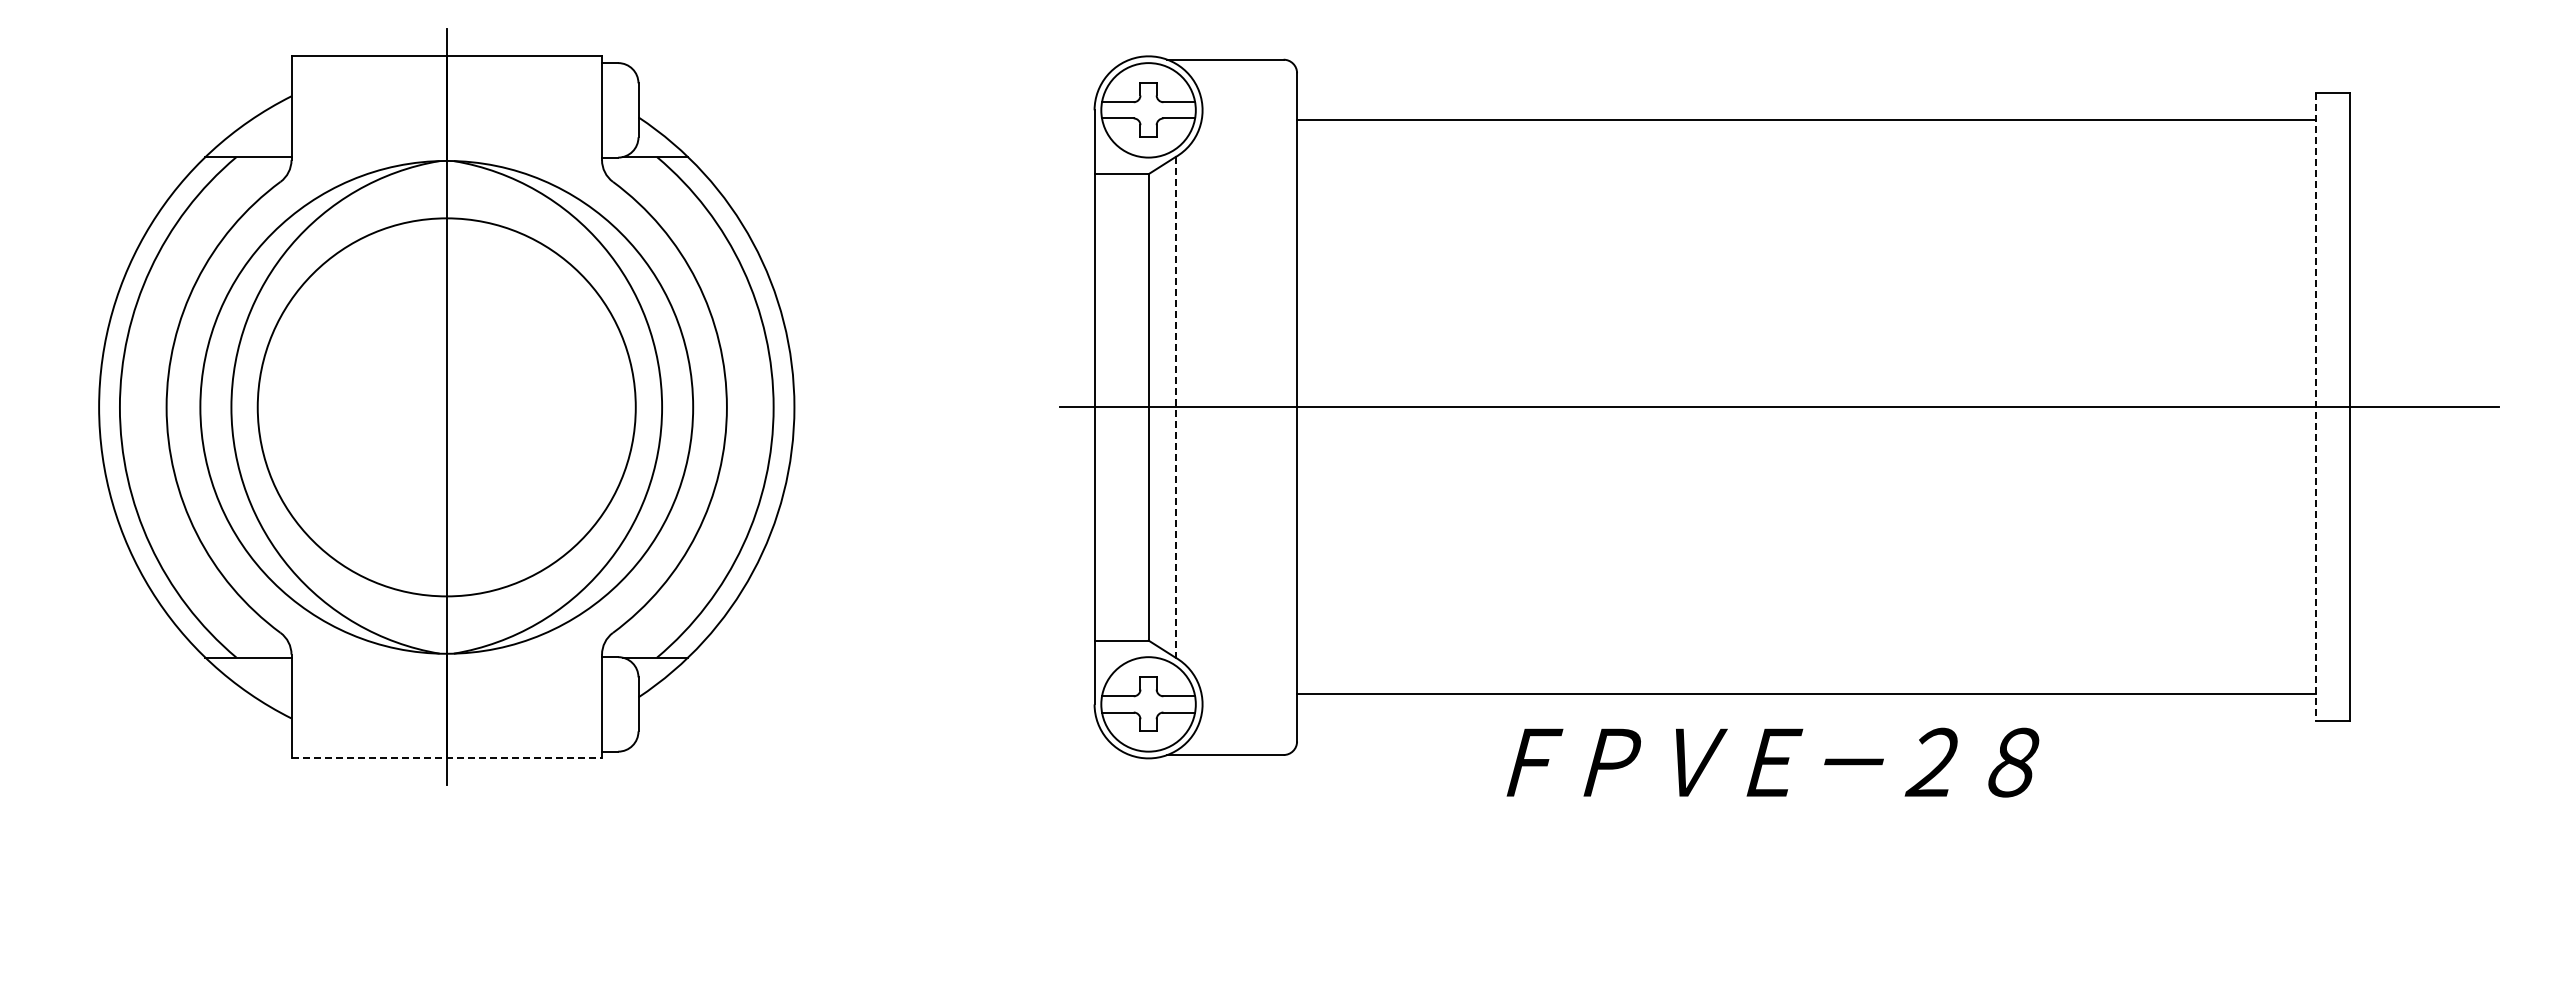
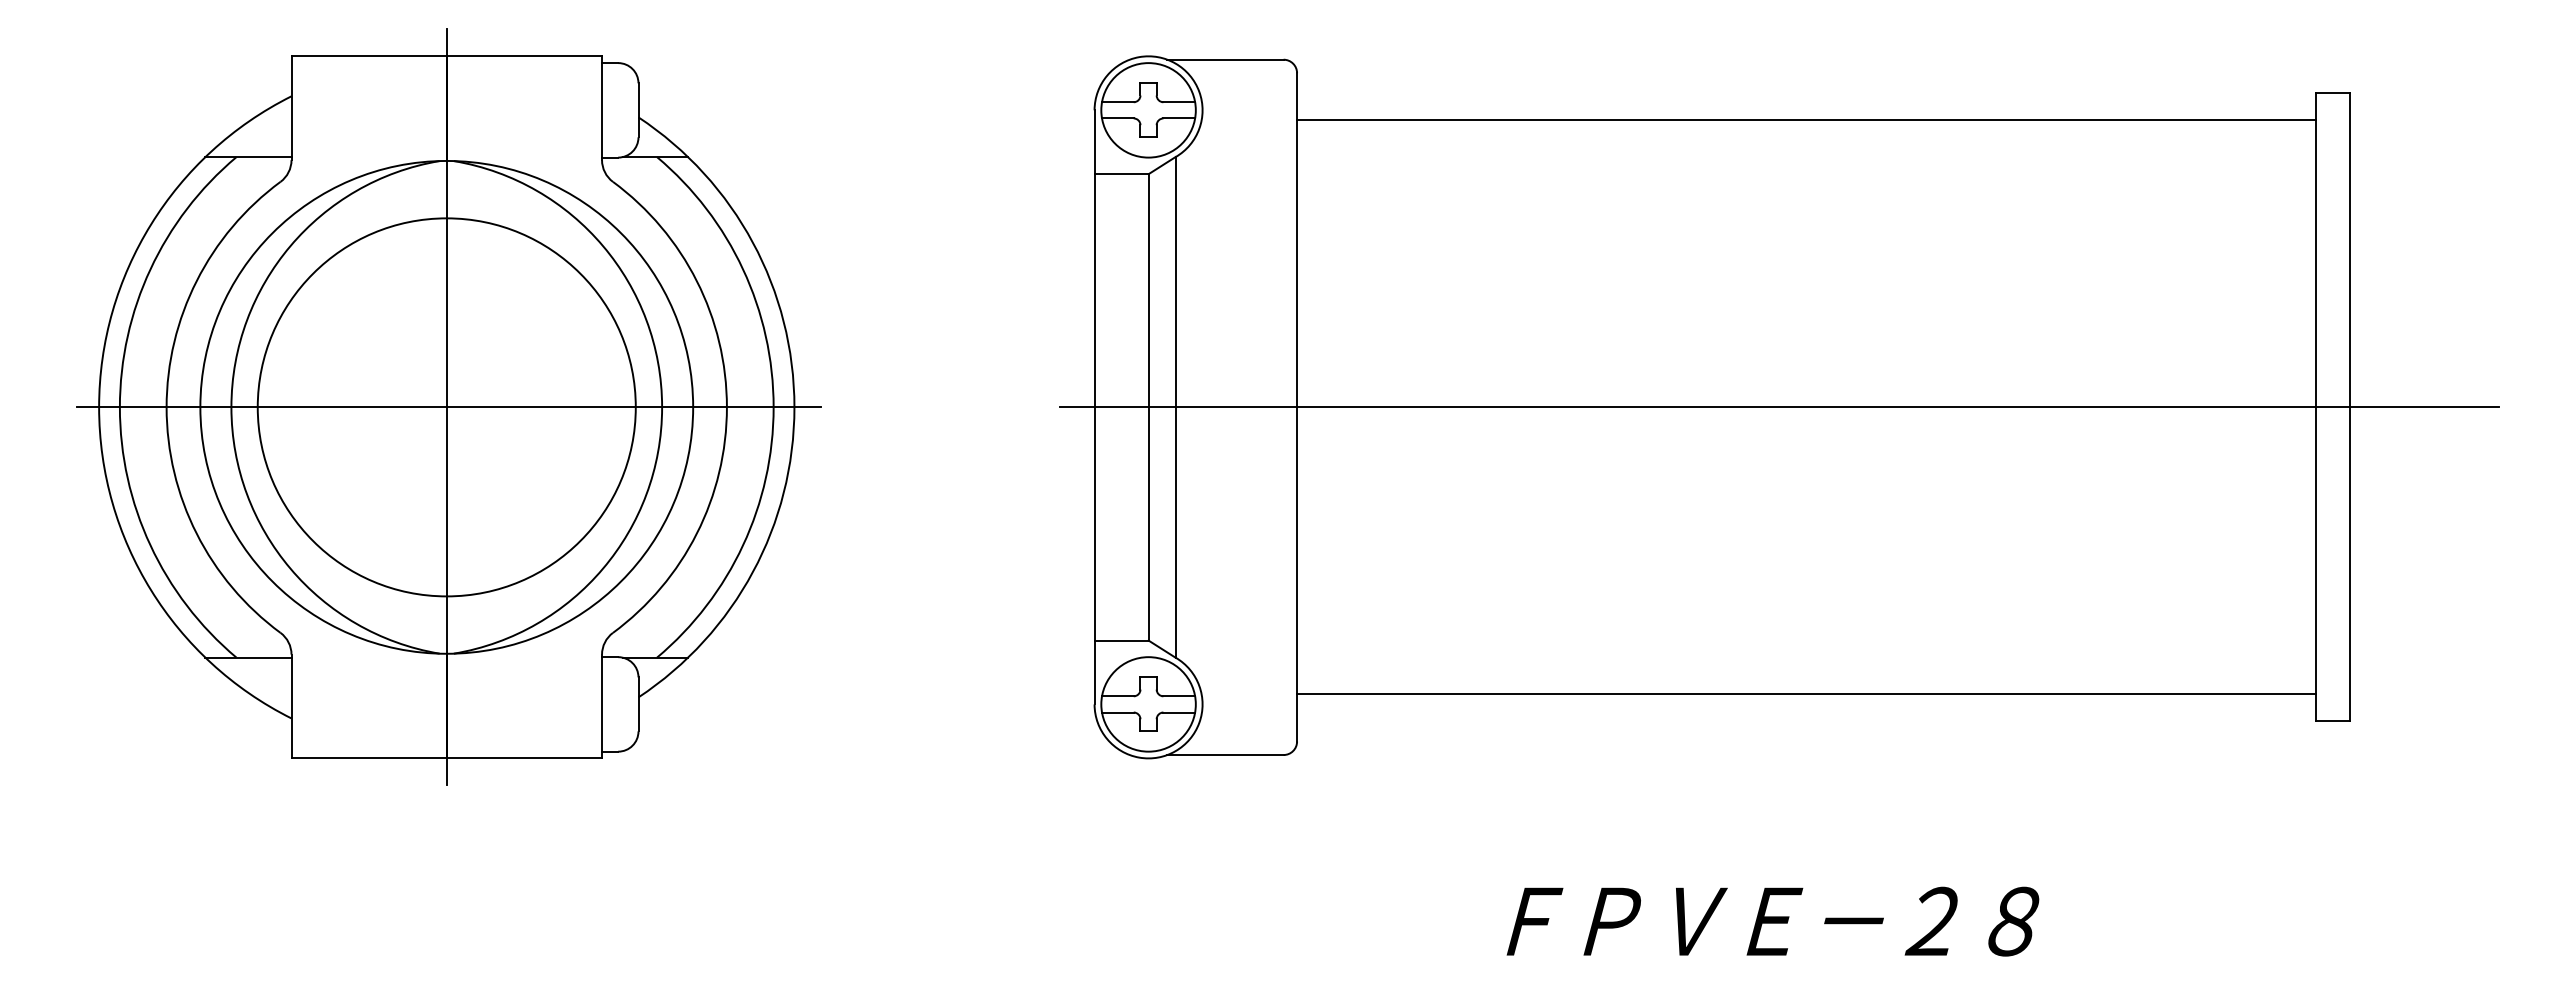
line: none -> present (449, 407)
line: dashed -> solid (1175, 407)
line: dashed -> solid (2316, 407)
line: dashed -> solid (447, 758)
text position: (1772, 762) -> (1772, 921) (1772, 921)
